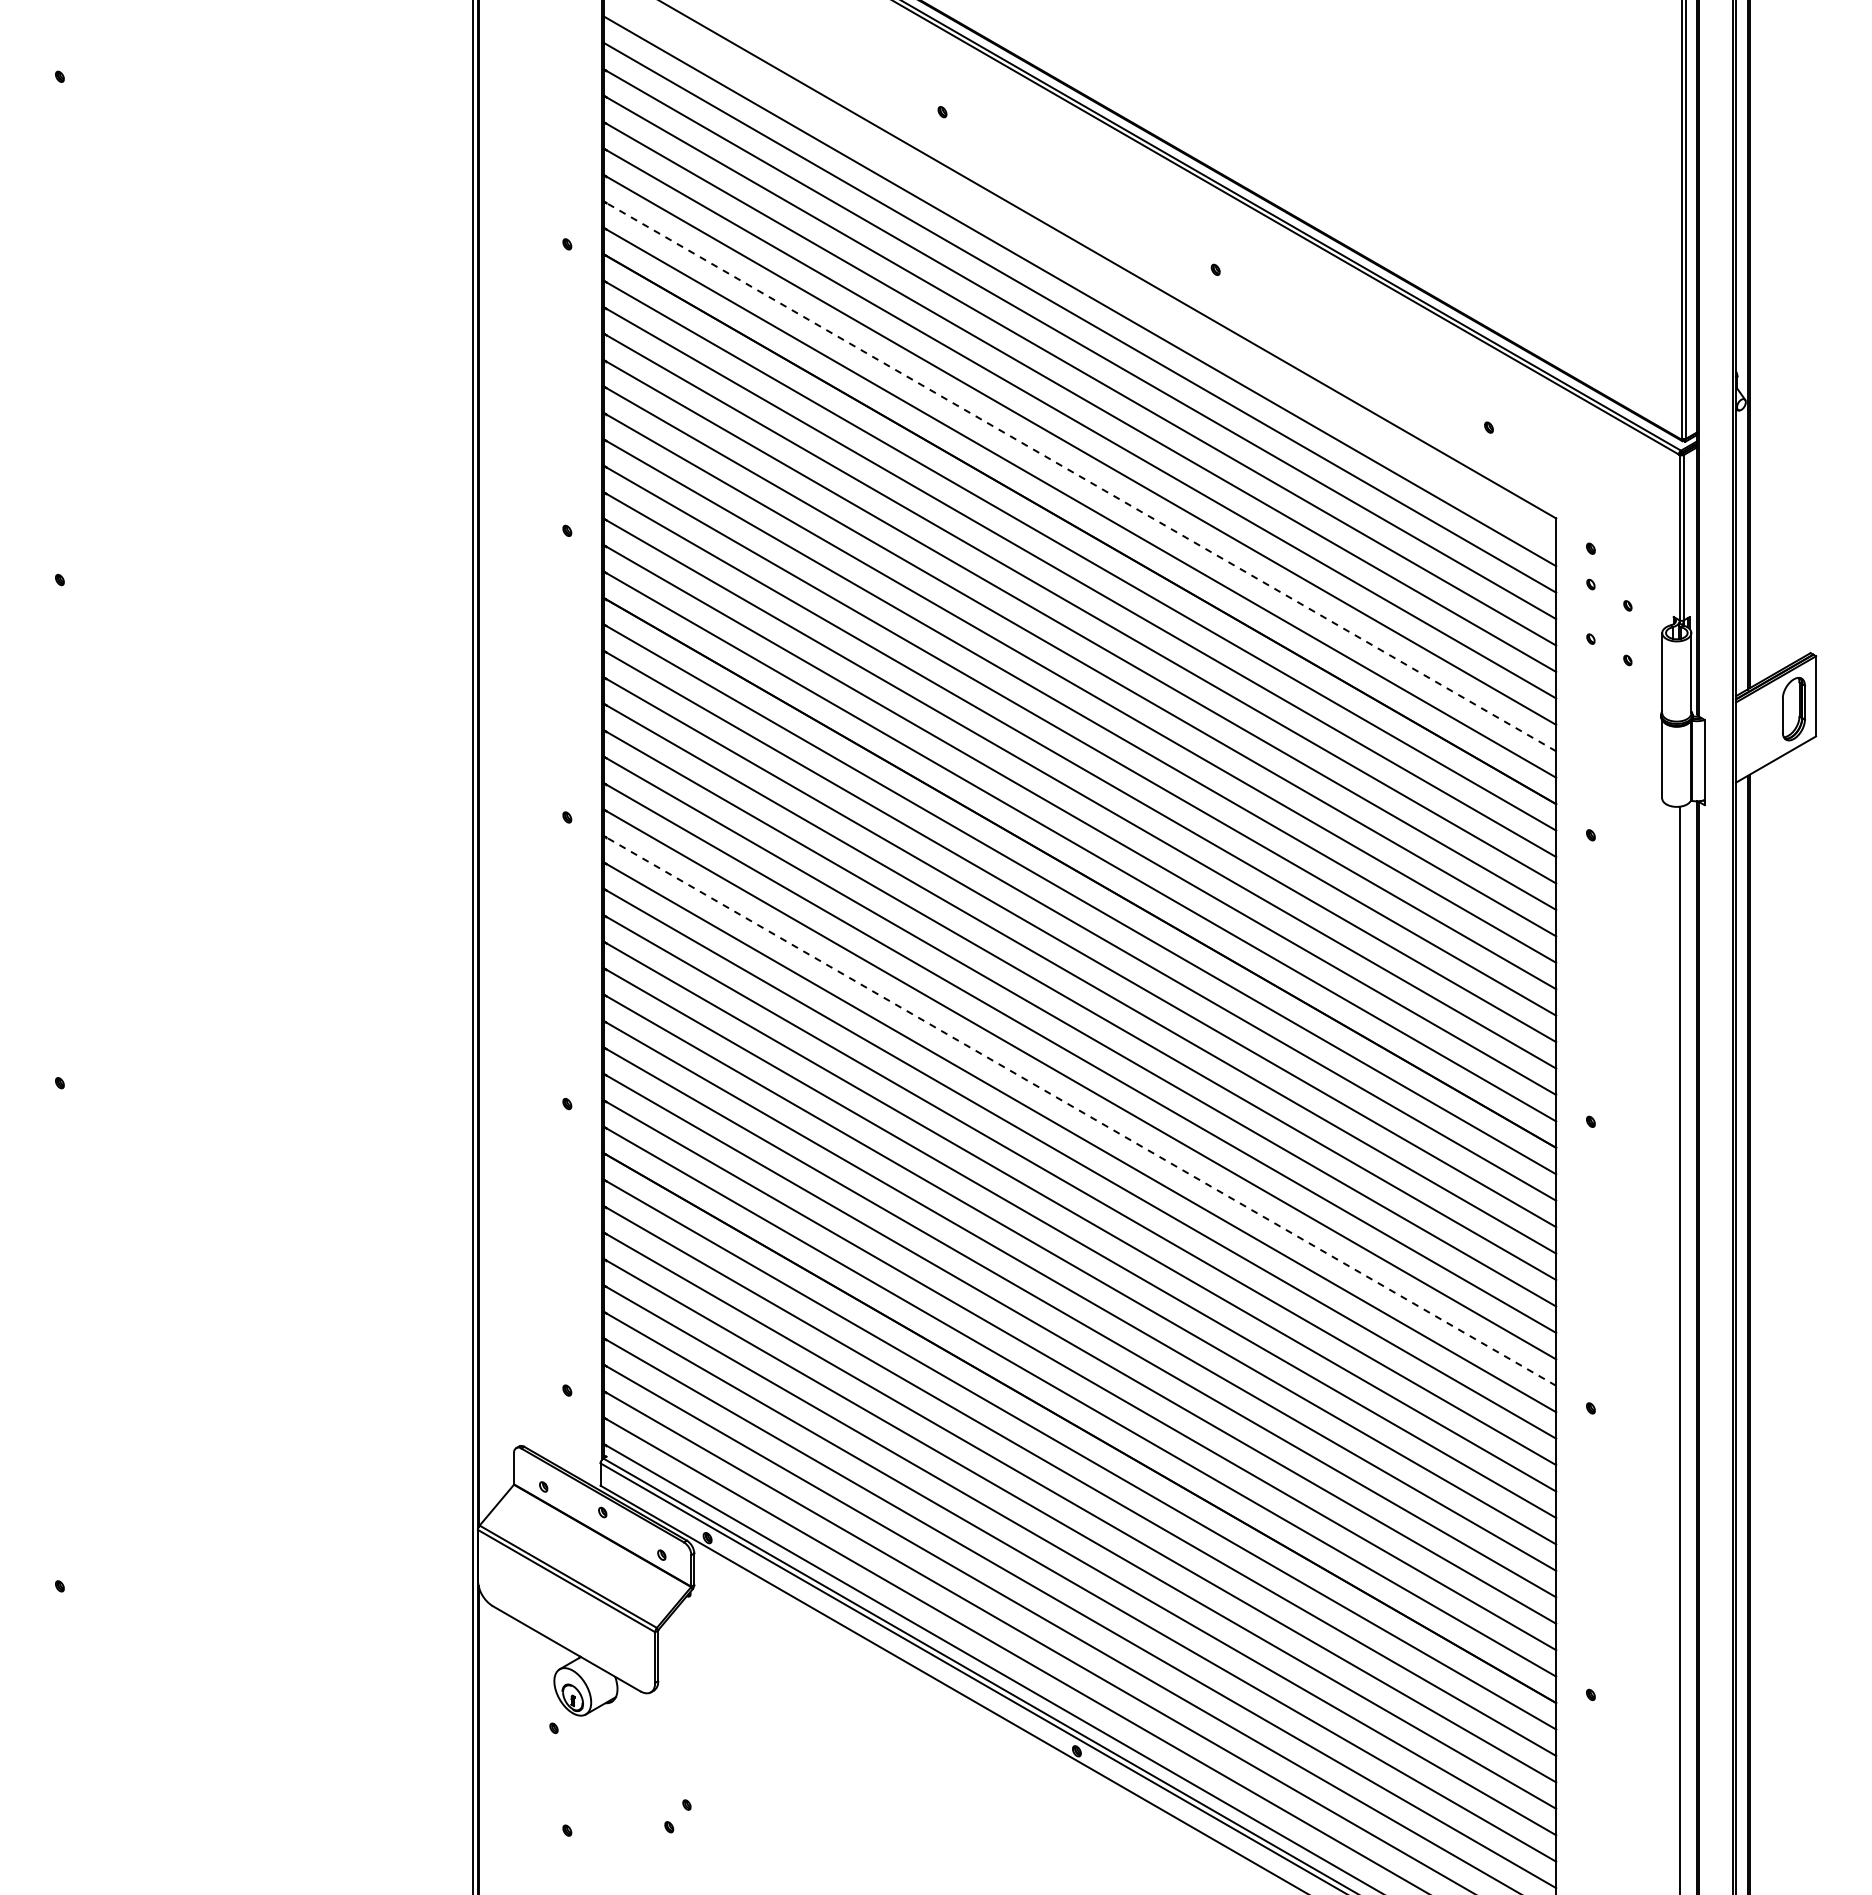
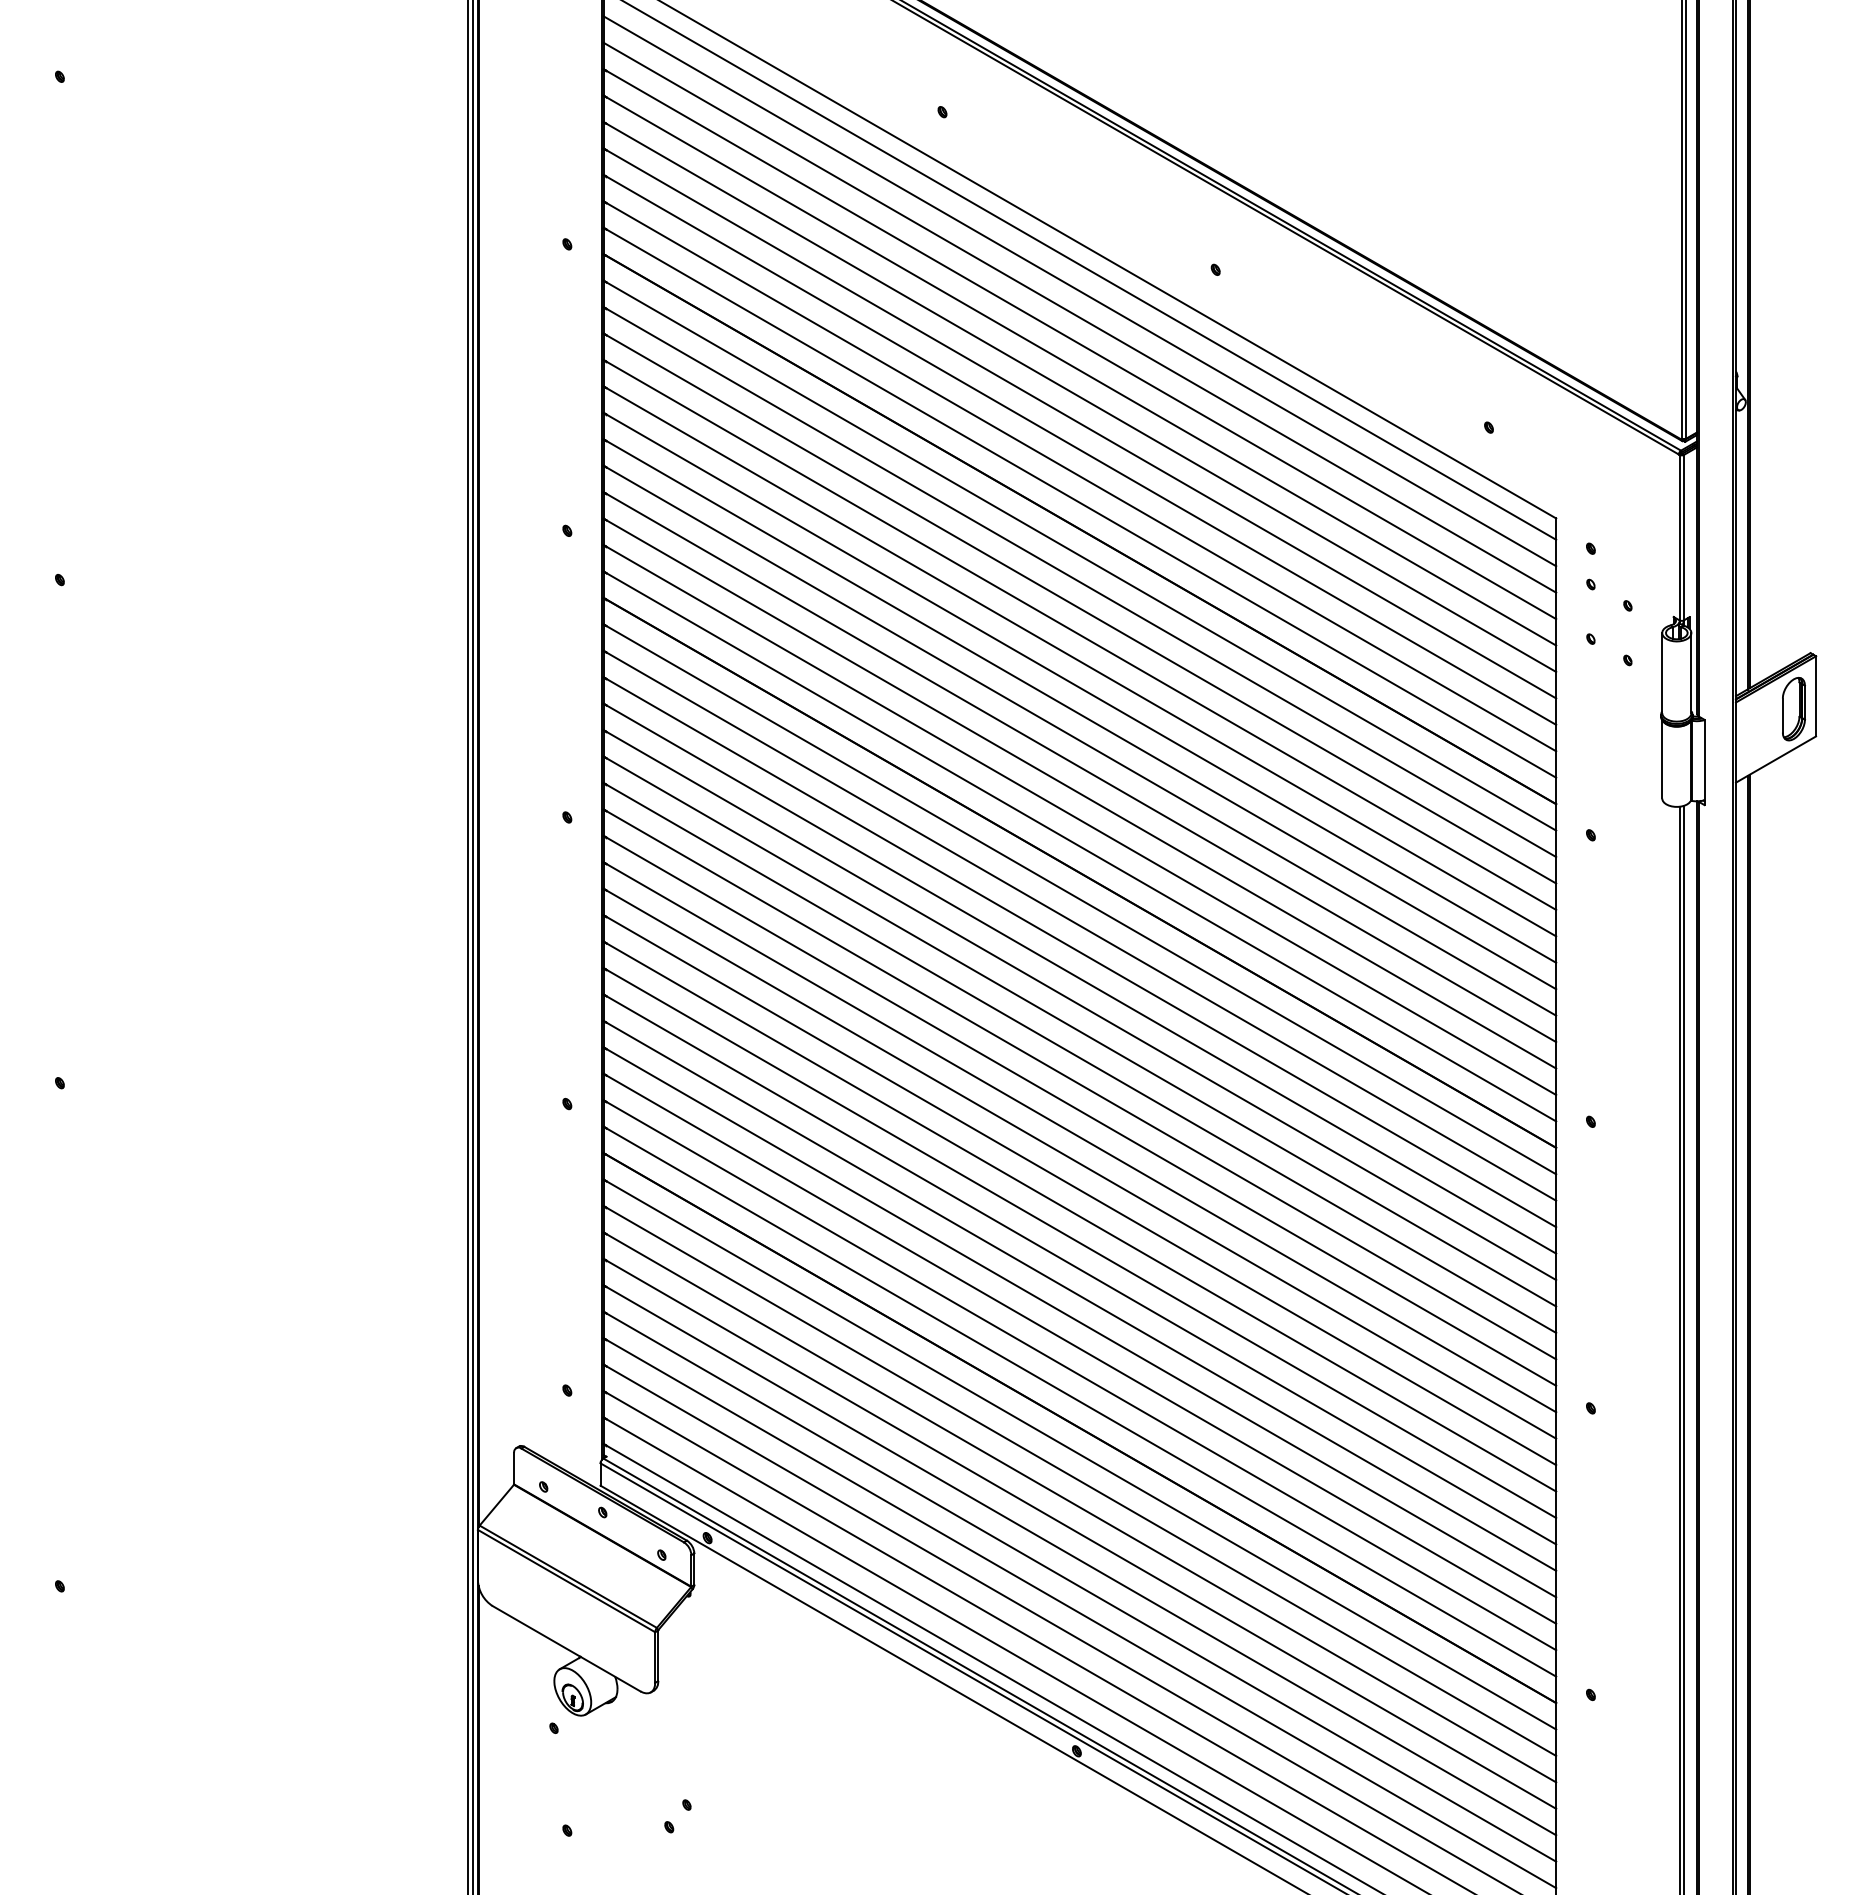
line: none -> present (1090, 270)
line: dashed -> solid (1080, 476)
line: none -> present (468, 946)
line: dashed -> solid (1080, 1110)
line: none -> present (1683, 1348)
